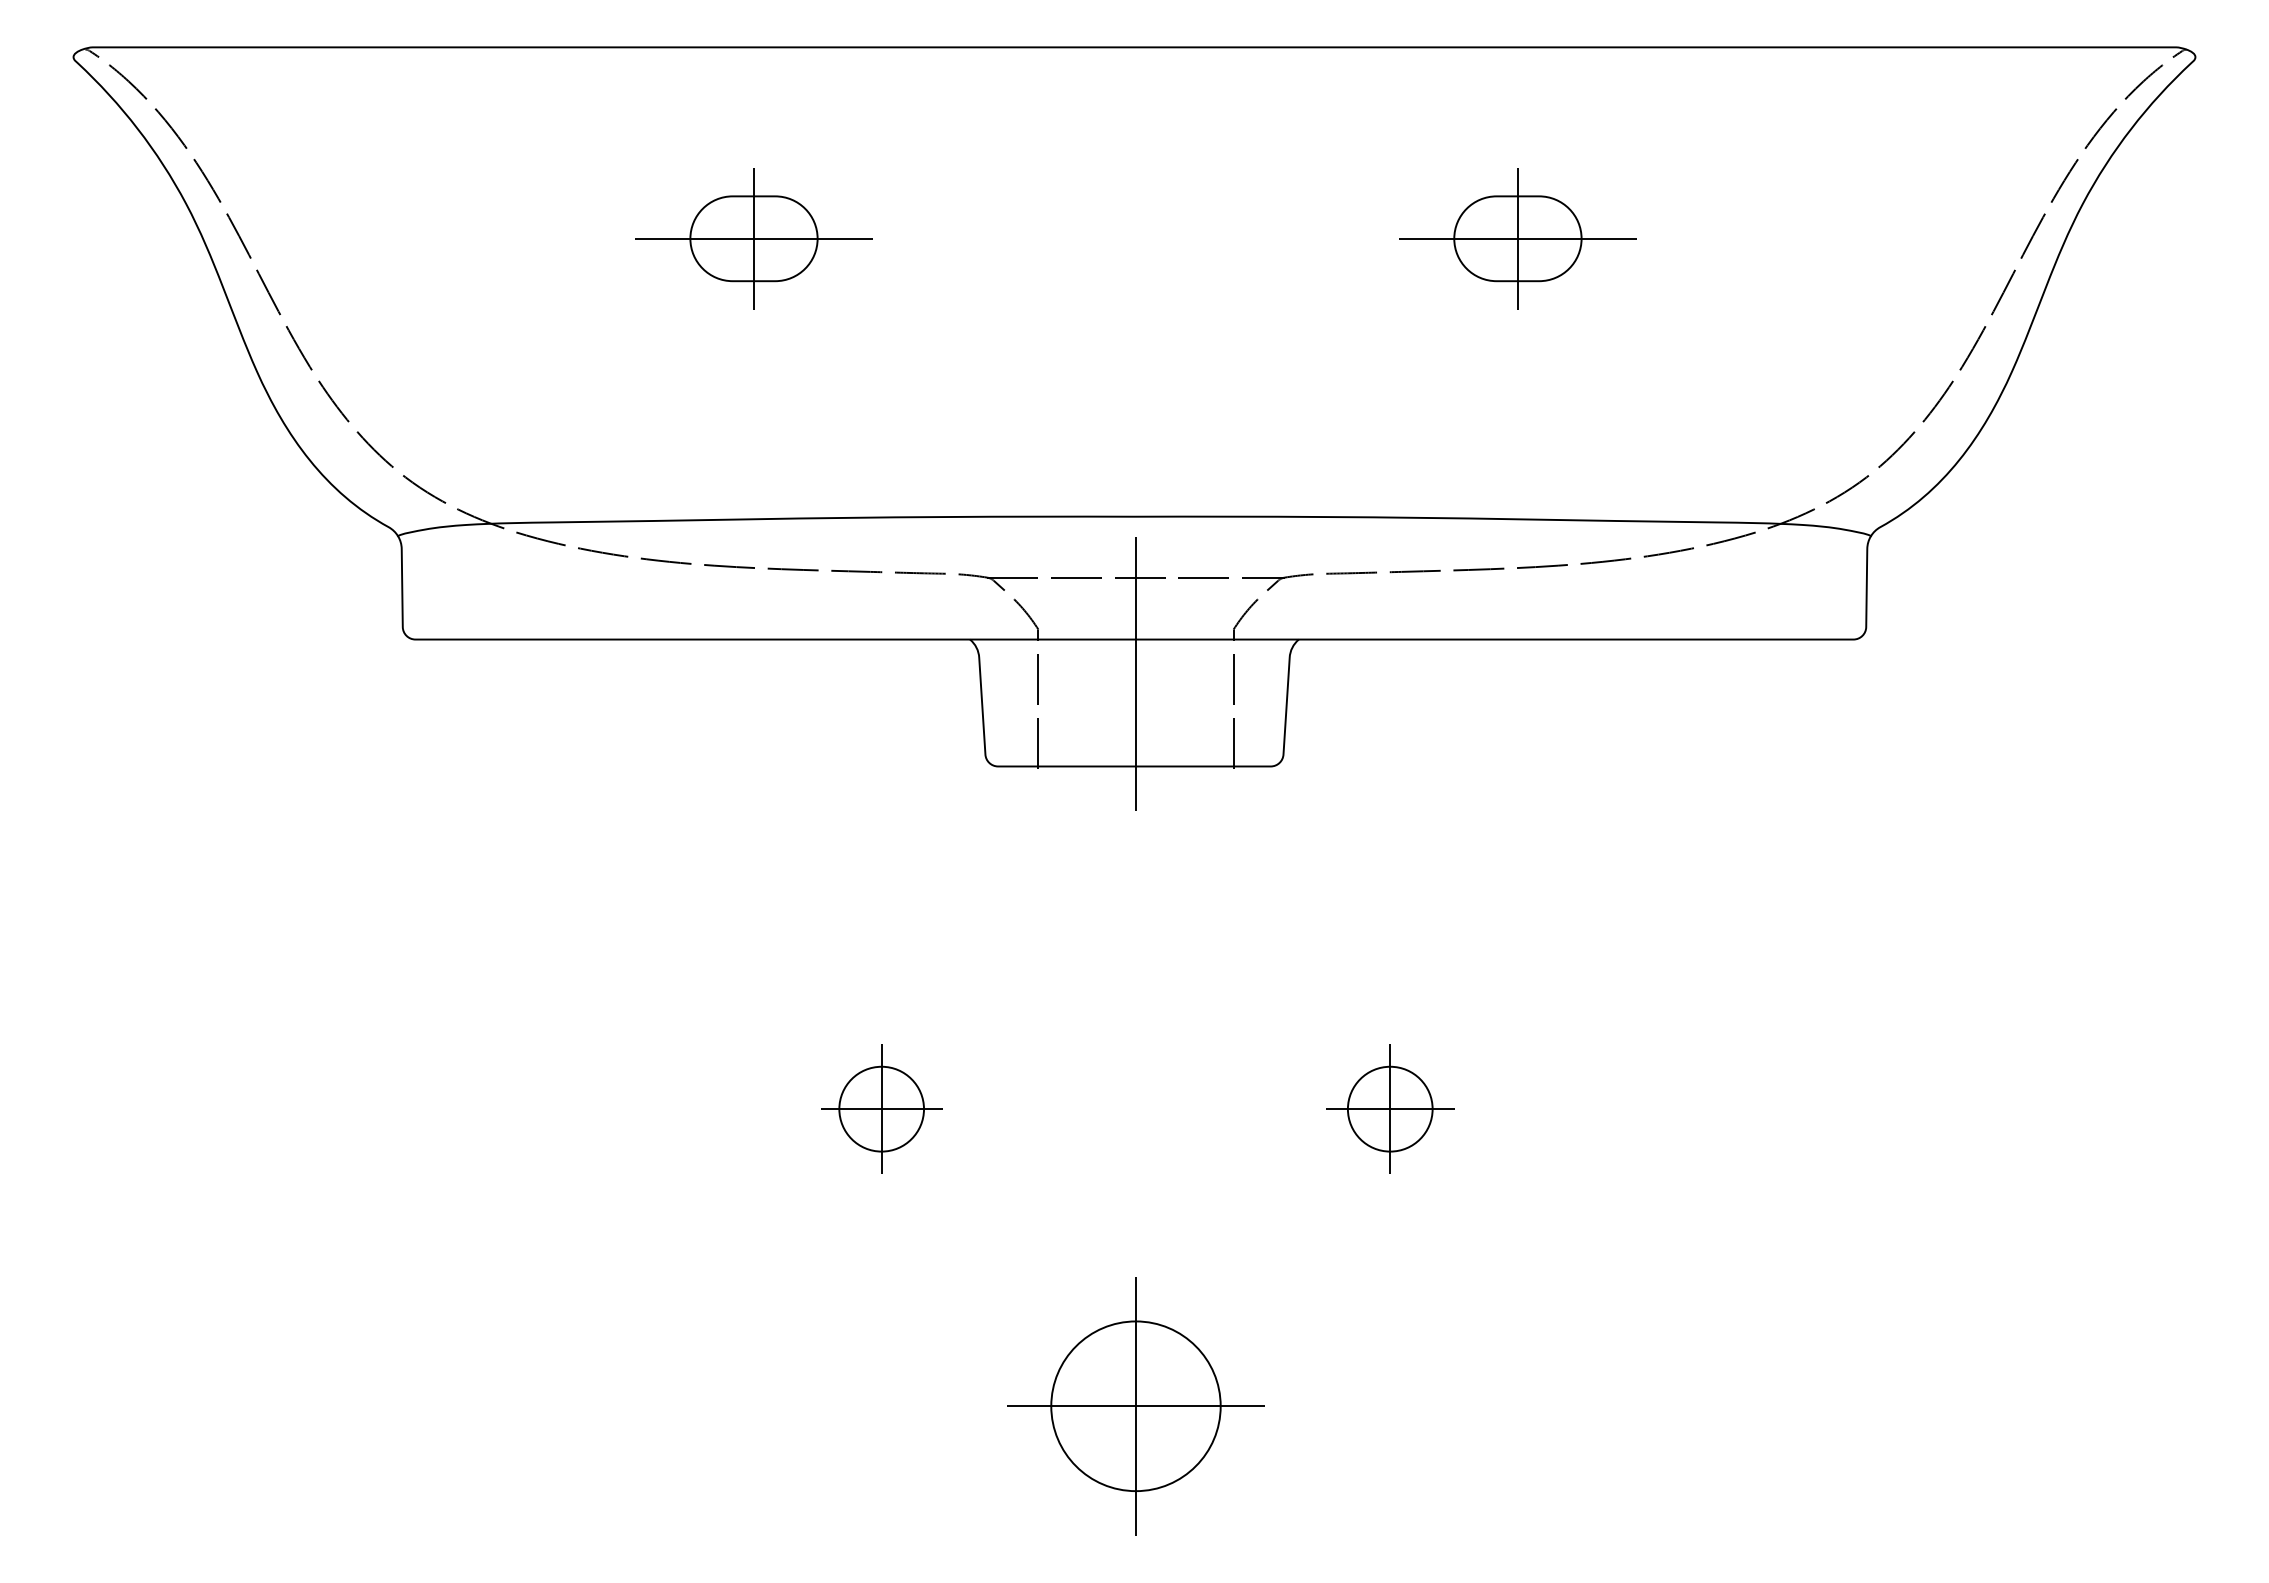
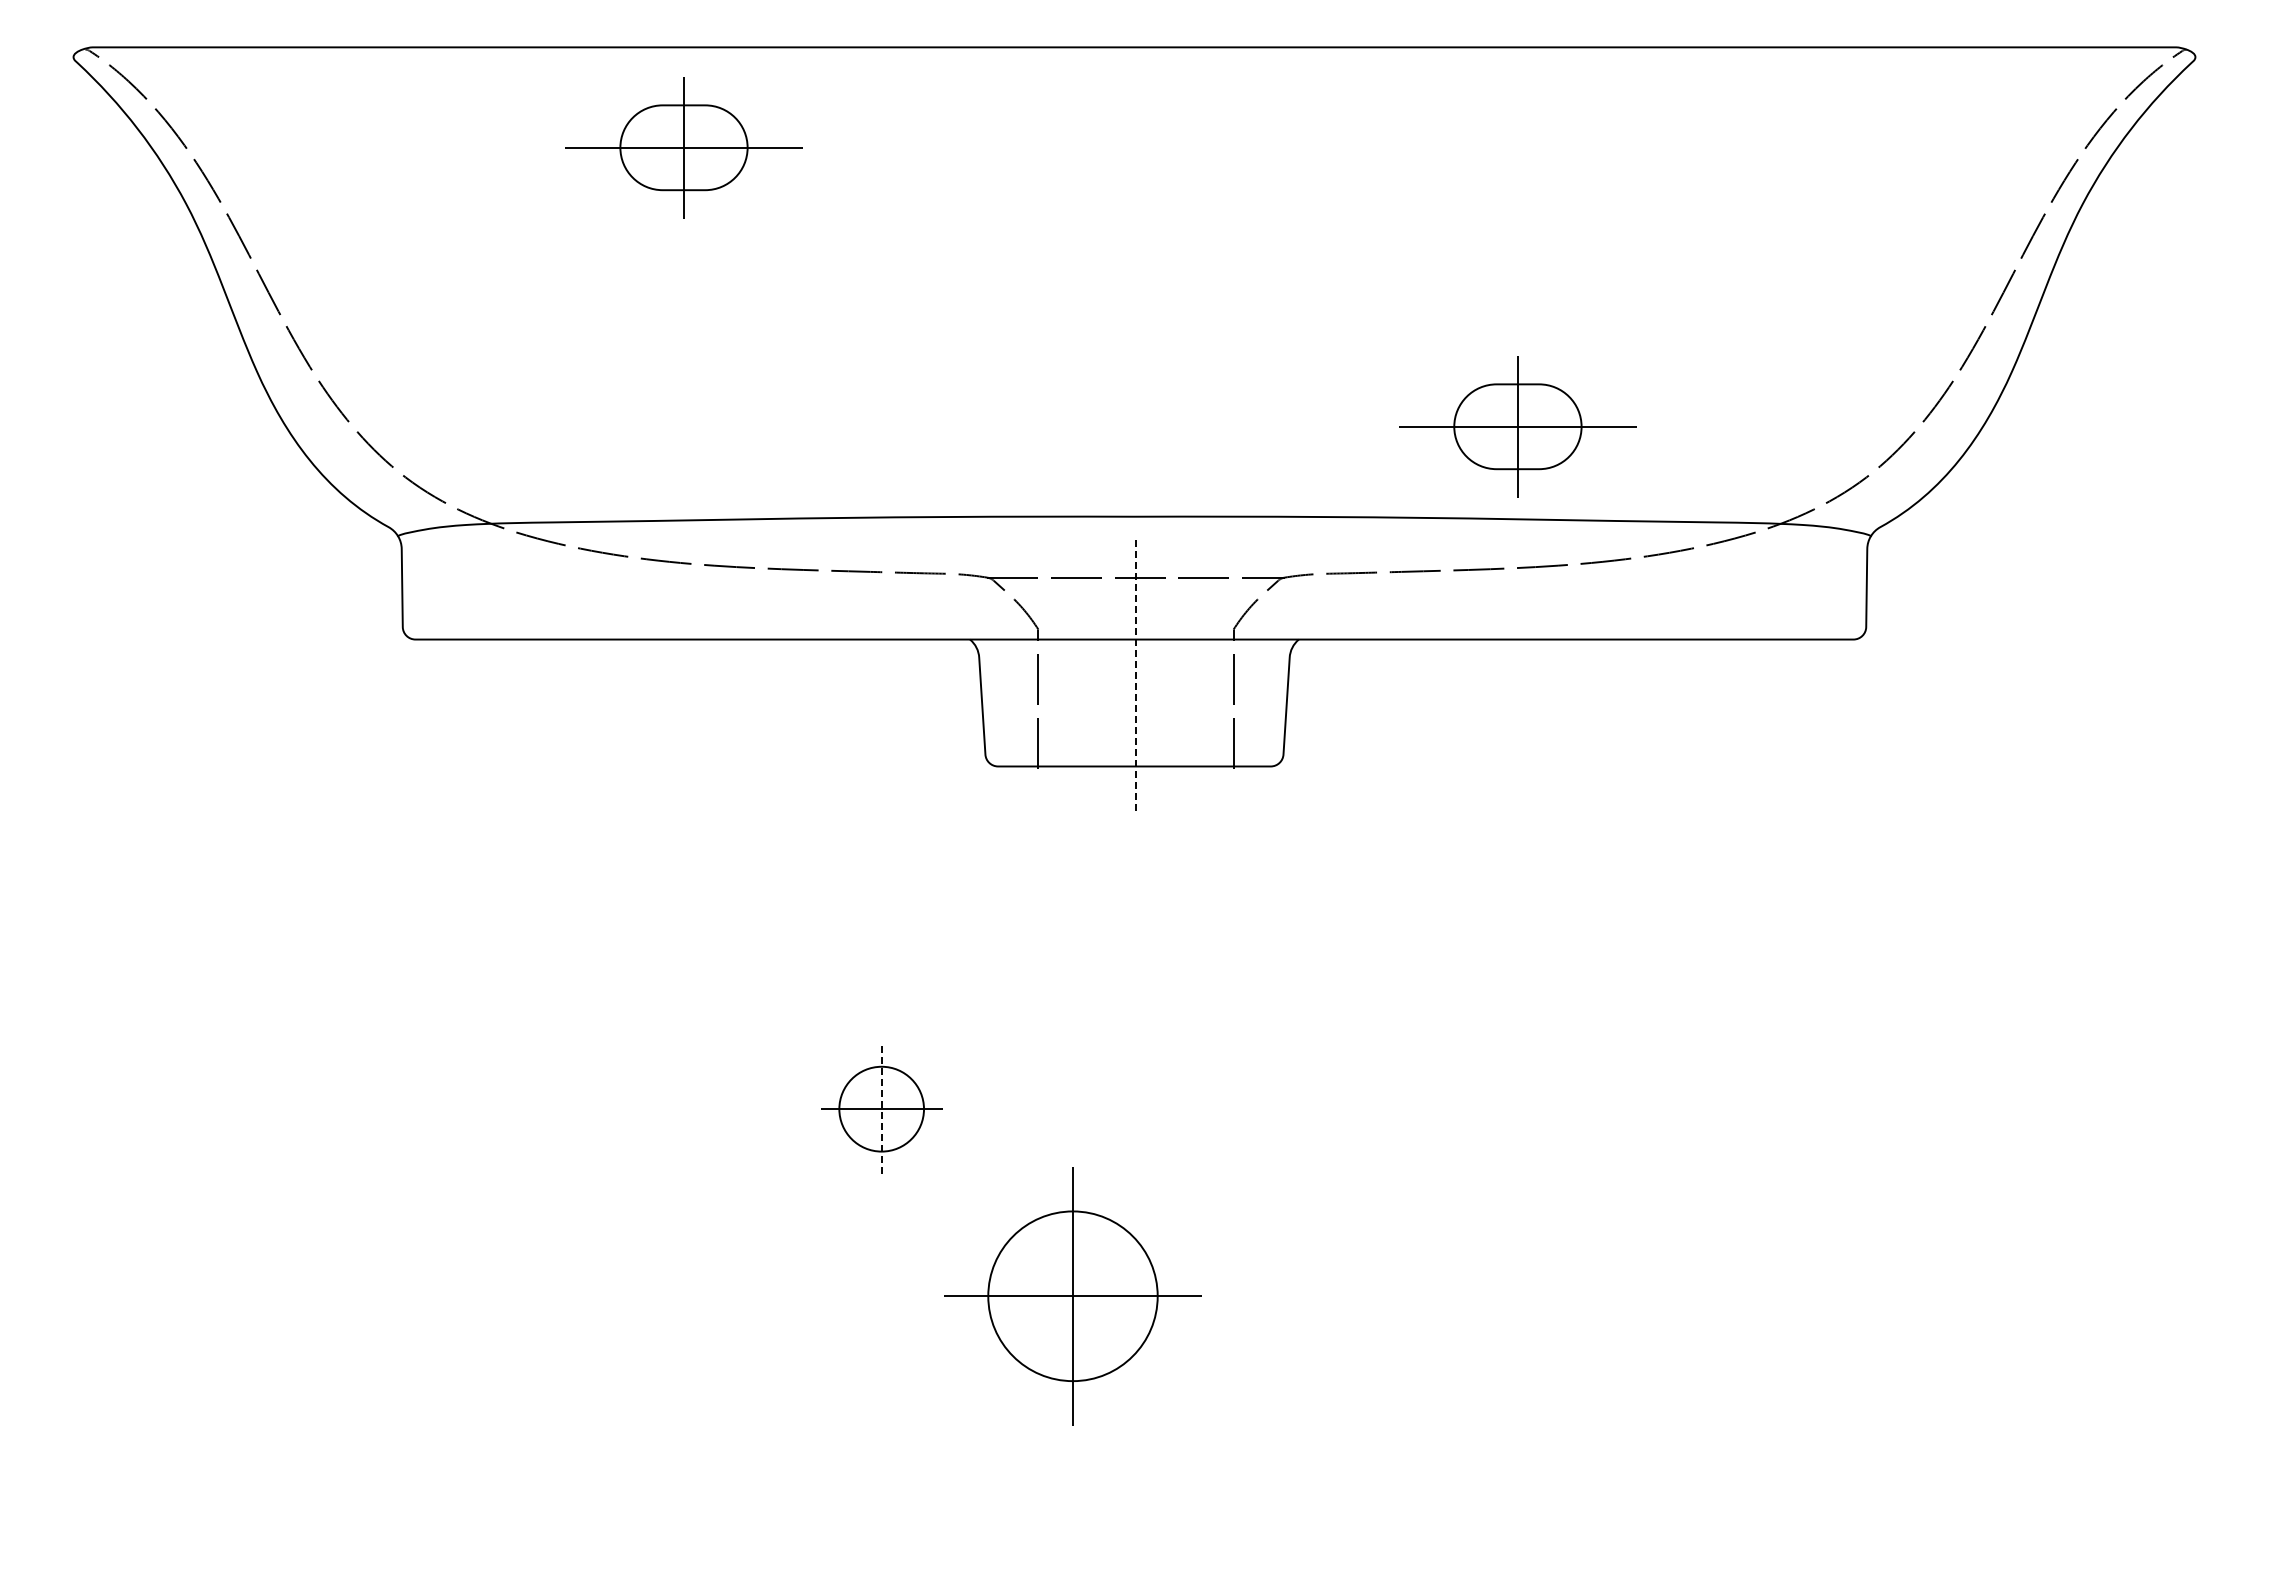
part position: (753, 238) -> (683, 147) (683, 147)
part position: (1517, 238) -> (1517, 426) (1517, 426)
line: solid -> dashed (1135, 673)
part: present -> none (1390, 1108)
line: solid -> dashed (881, 1109)
part position: (1135, 1406) -> (1072, 1296) (1072, 1296)
